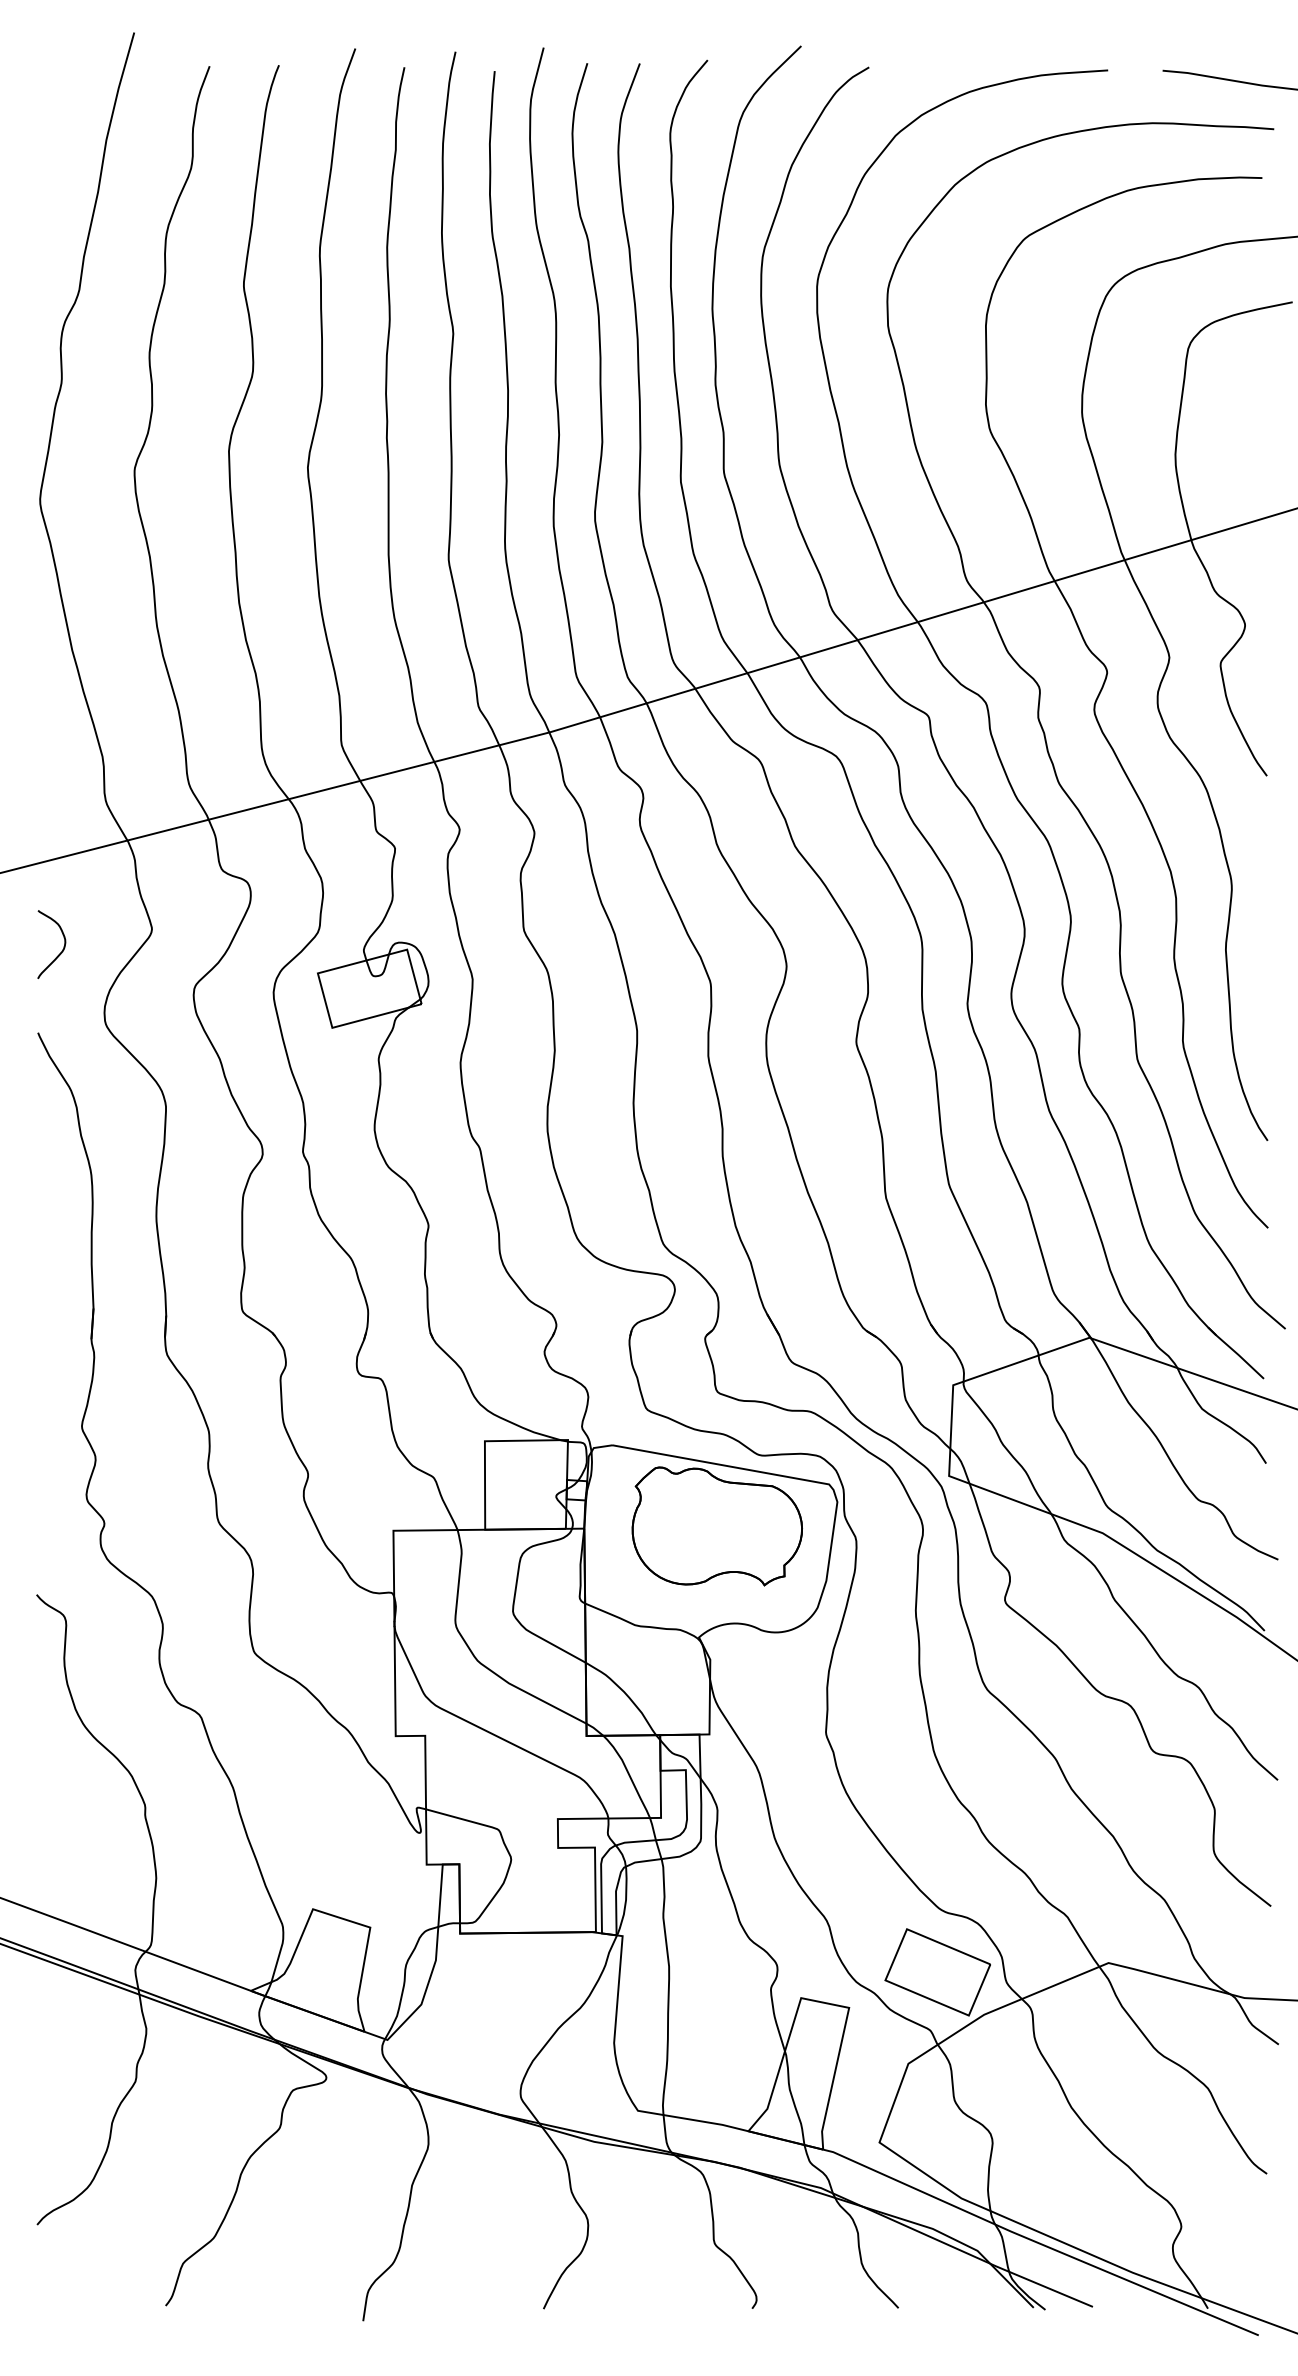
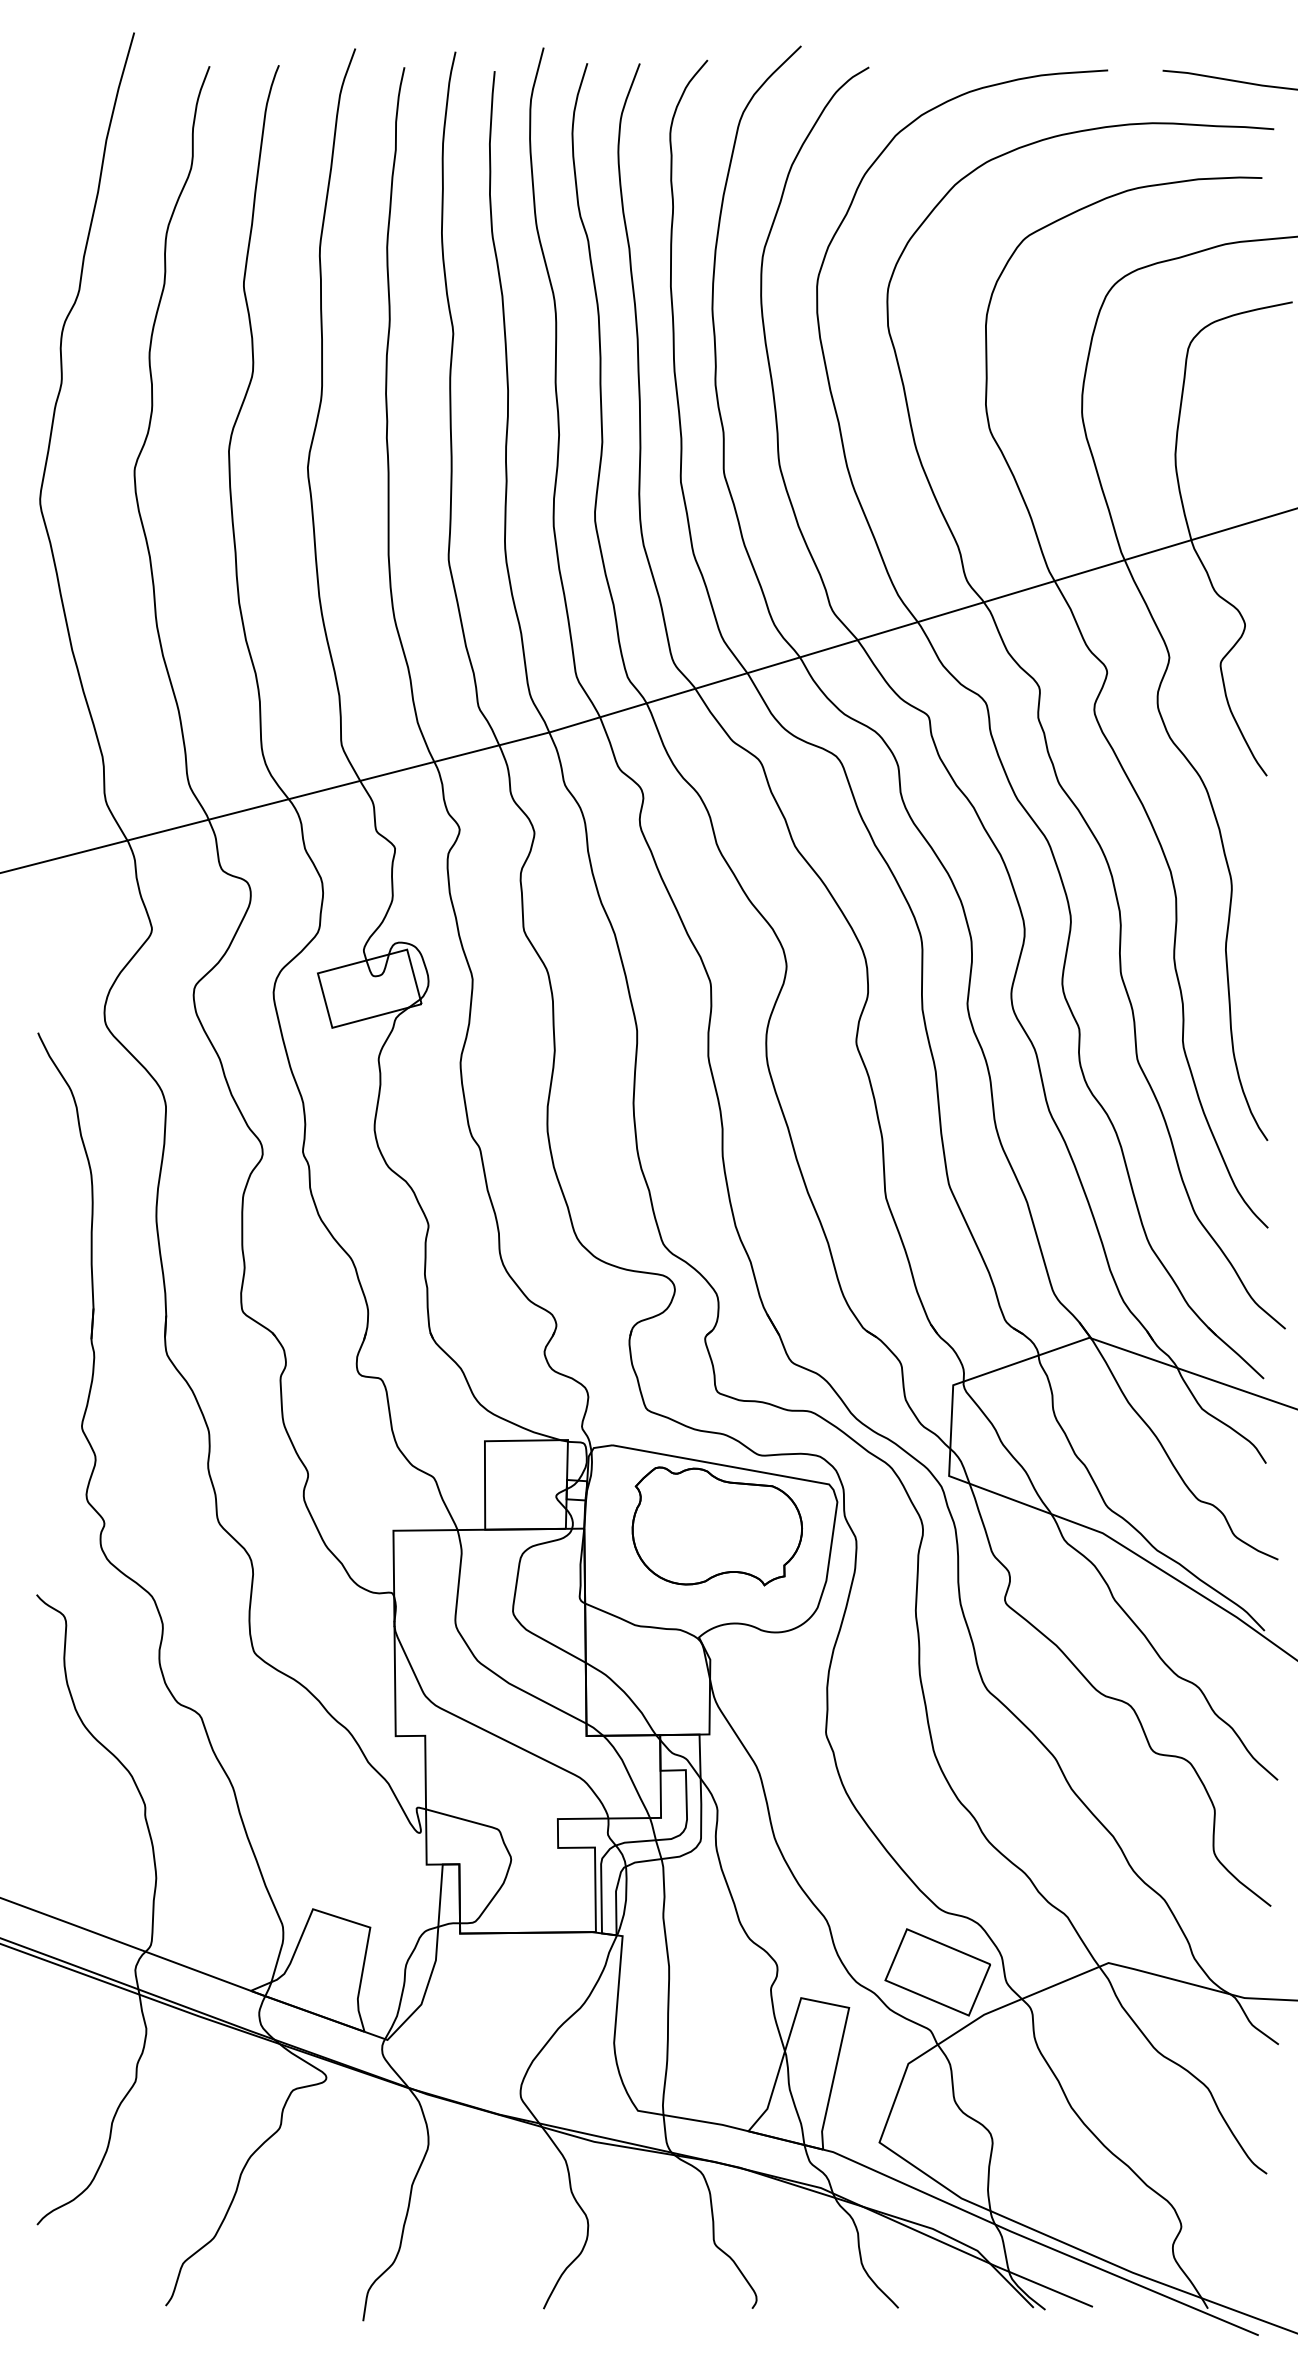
curve: present -> none (60, 952)
